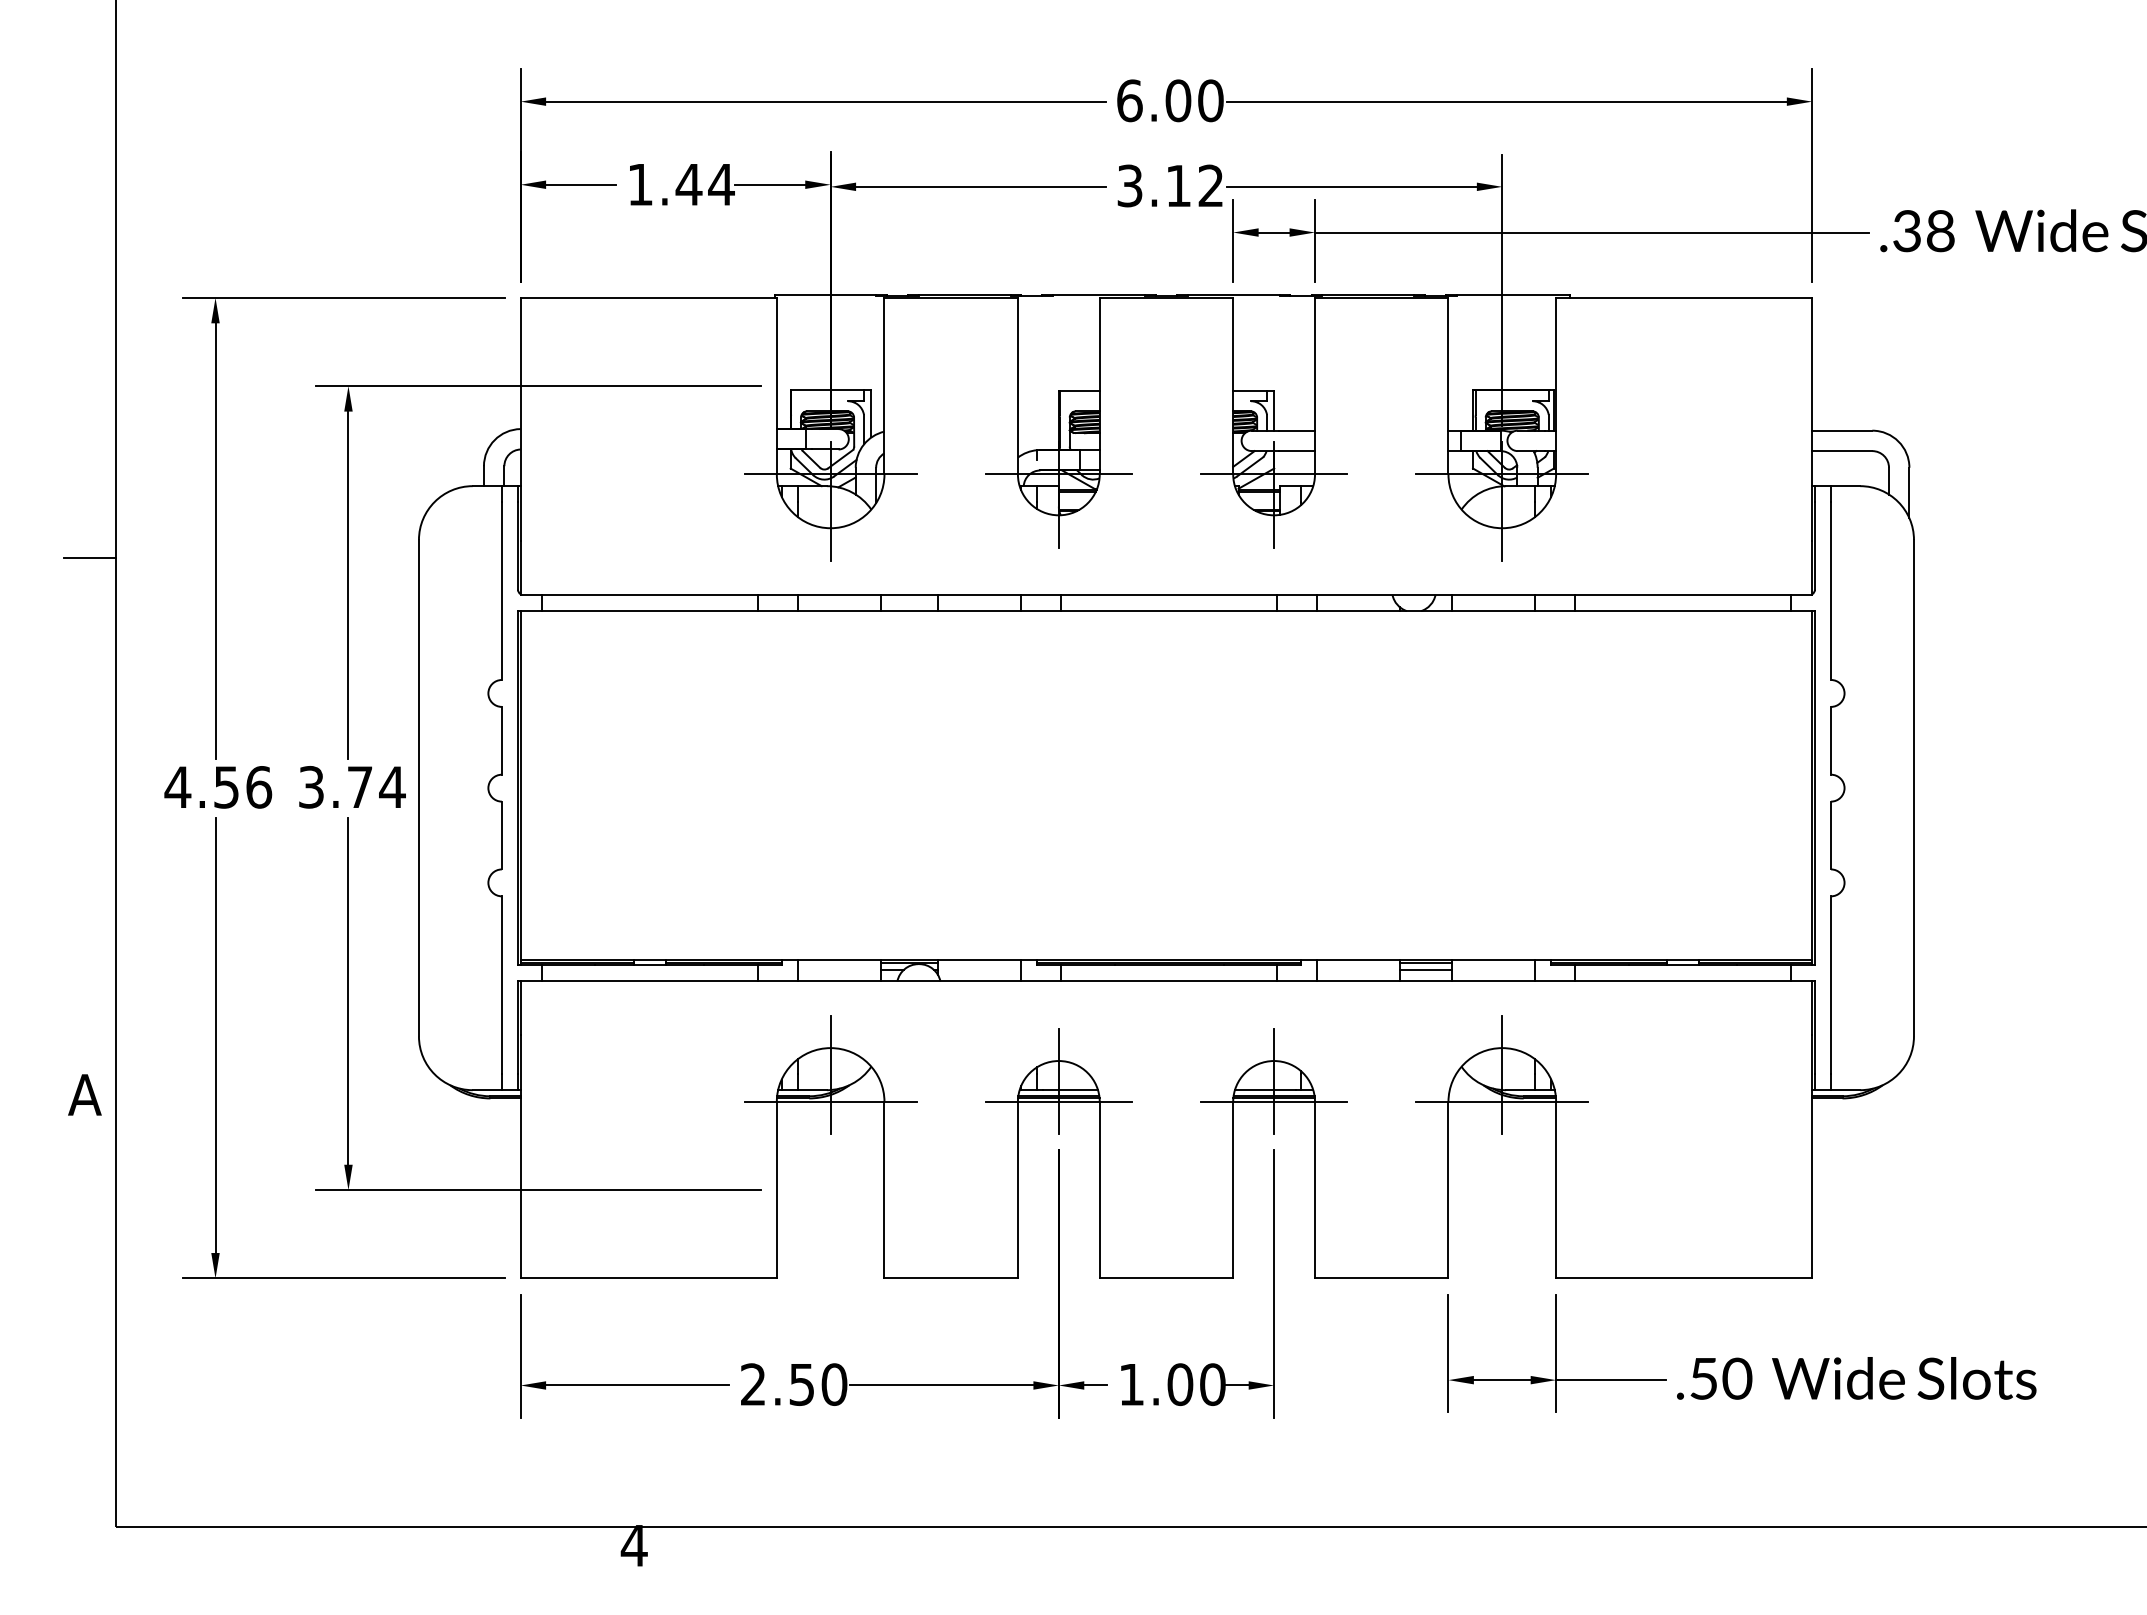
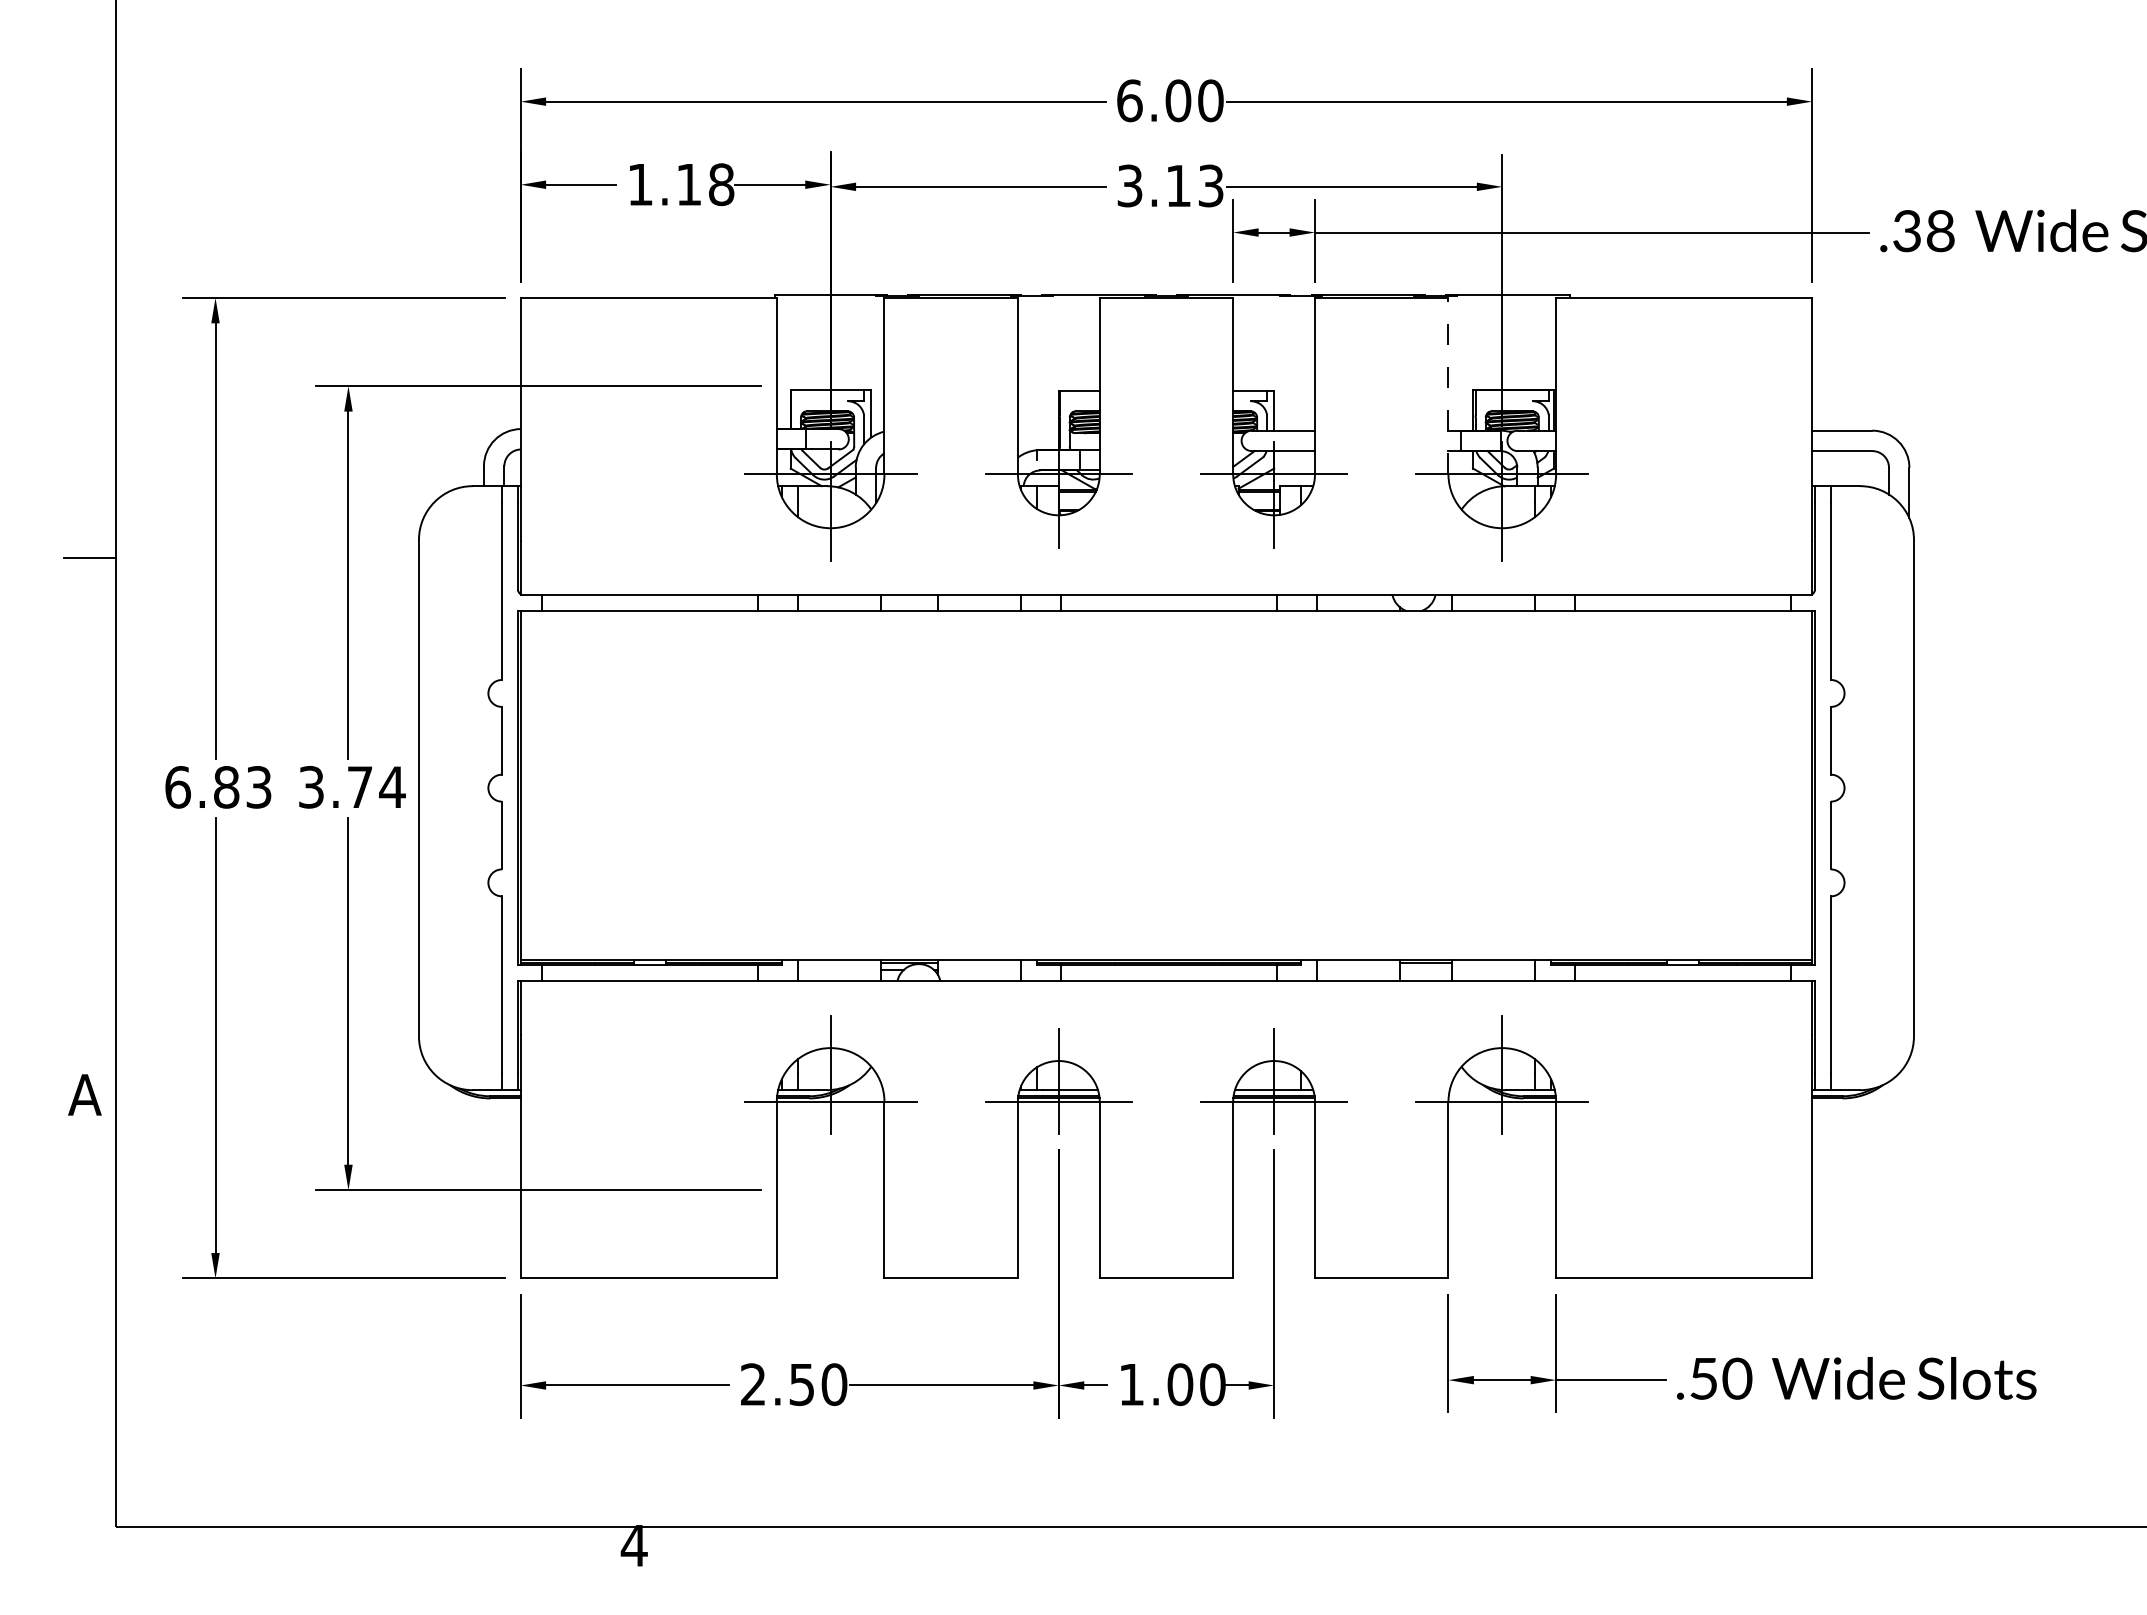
text: 1.44 -> 1.18 (704, 184)
text: 3.12 -> 3.13 (1210, 185)
line: solid -> dashed (1448, 385)
text: 4.56 -> 6.83 (218, 787)
line: present -> none (1426, 969)
